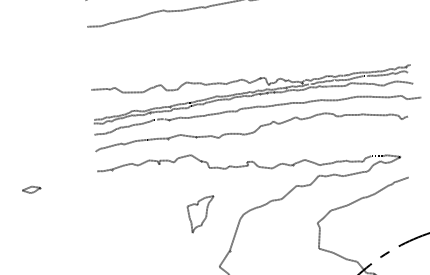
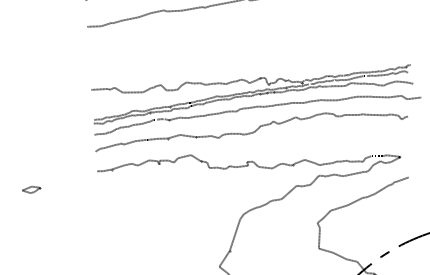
part: present -> none (200, 214)
